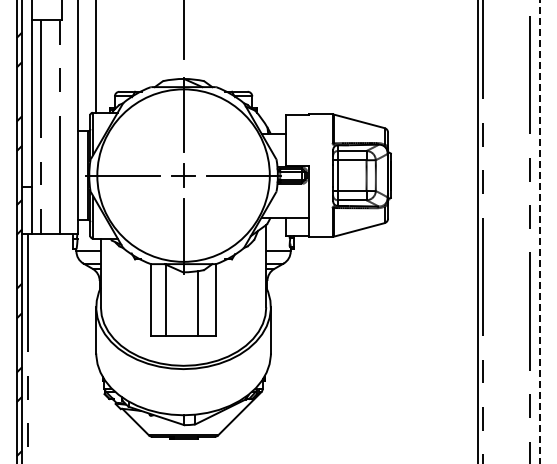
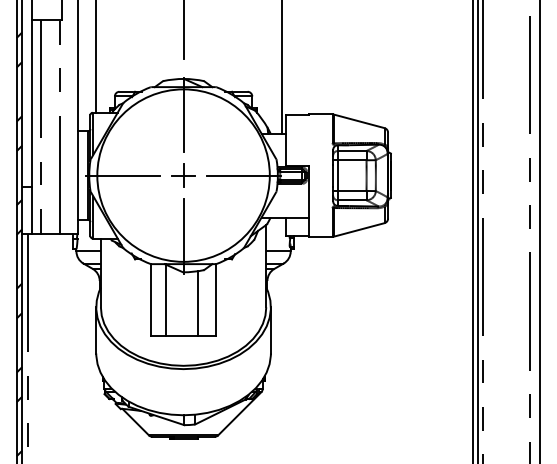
line: none -> present (282, 67)
line: none -> present (472, 231)
line: dashed -> solid (540, 232)
